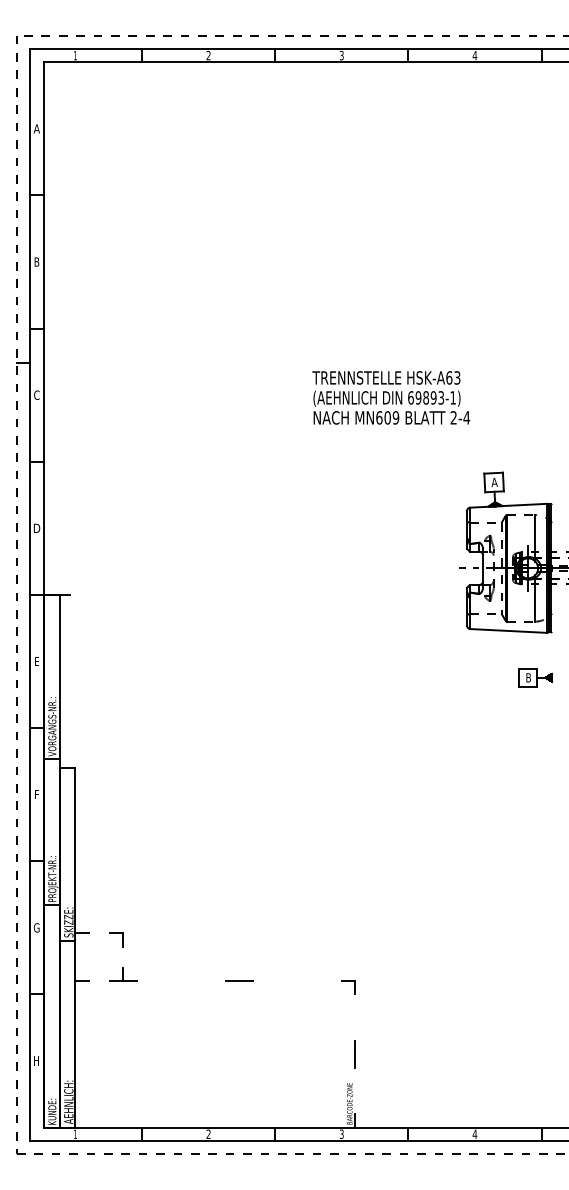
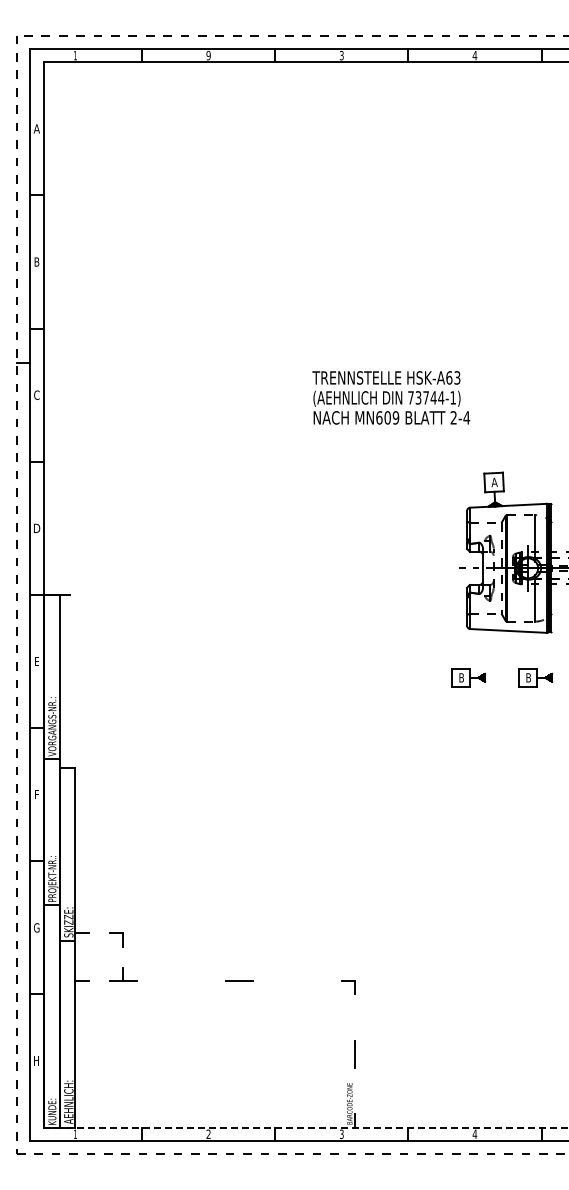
text: 2 -> 9 (208, 55)
text: 69893-1) -> 73744-1) (426, 397)
part: none -> present (468, 677)
line: solid -> dashed (306, 1127)
